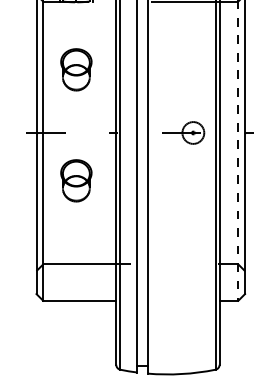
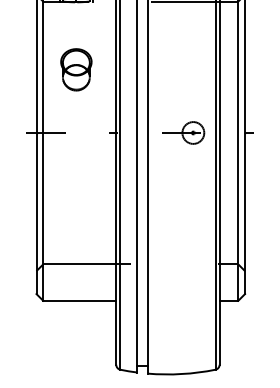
line: dashed -> solid (238, 150)
part: present -> none (76, 180)
